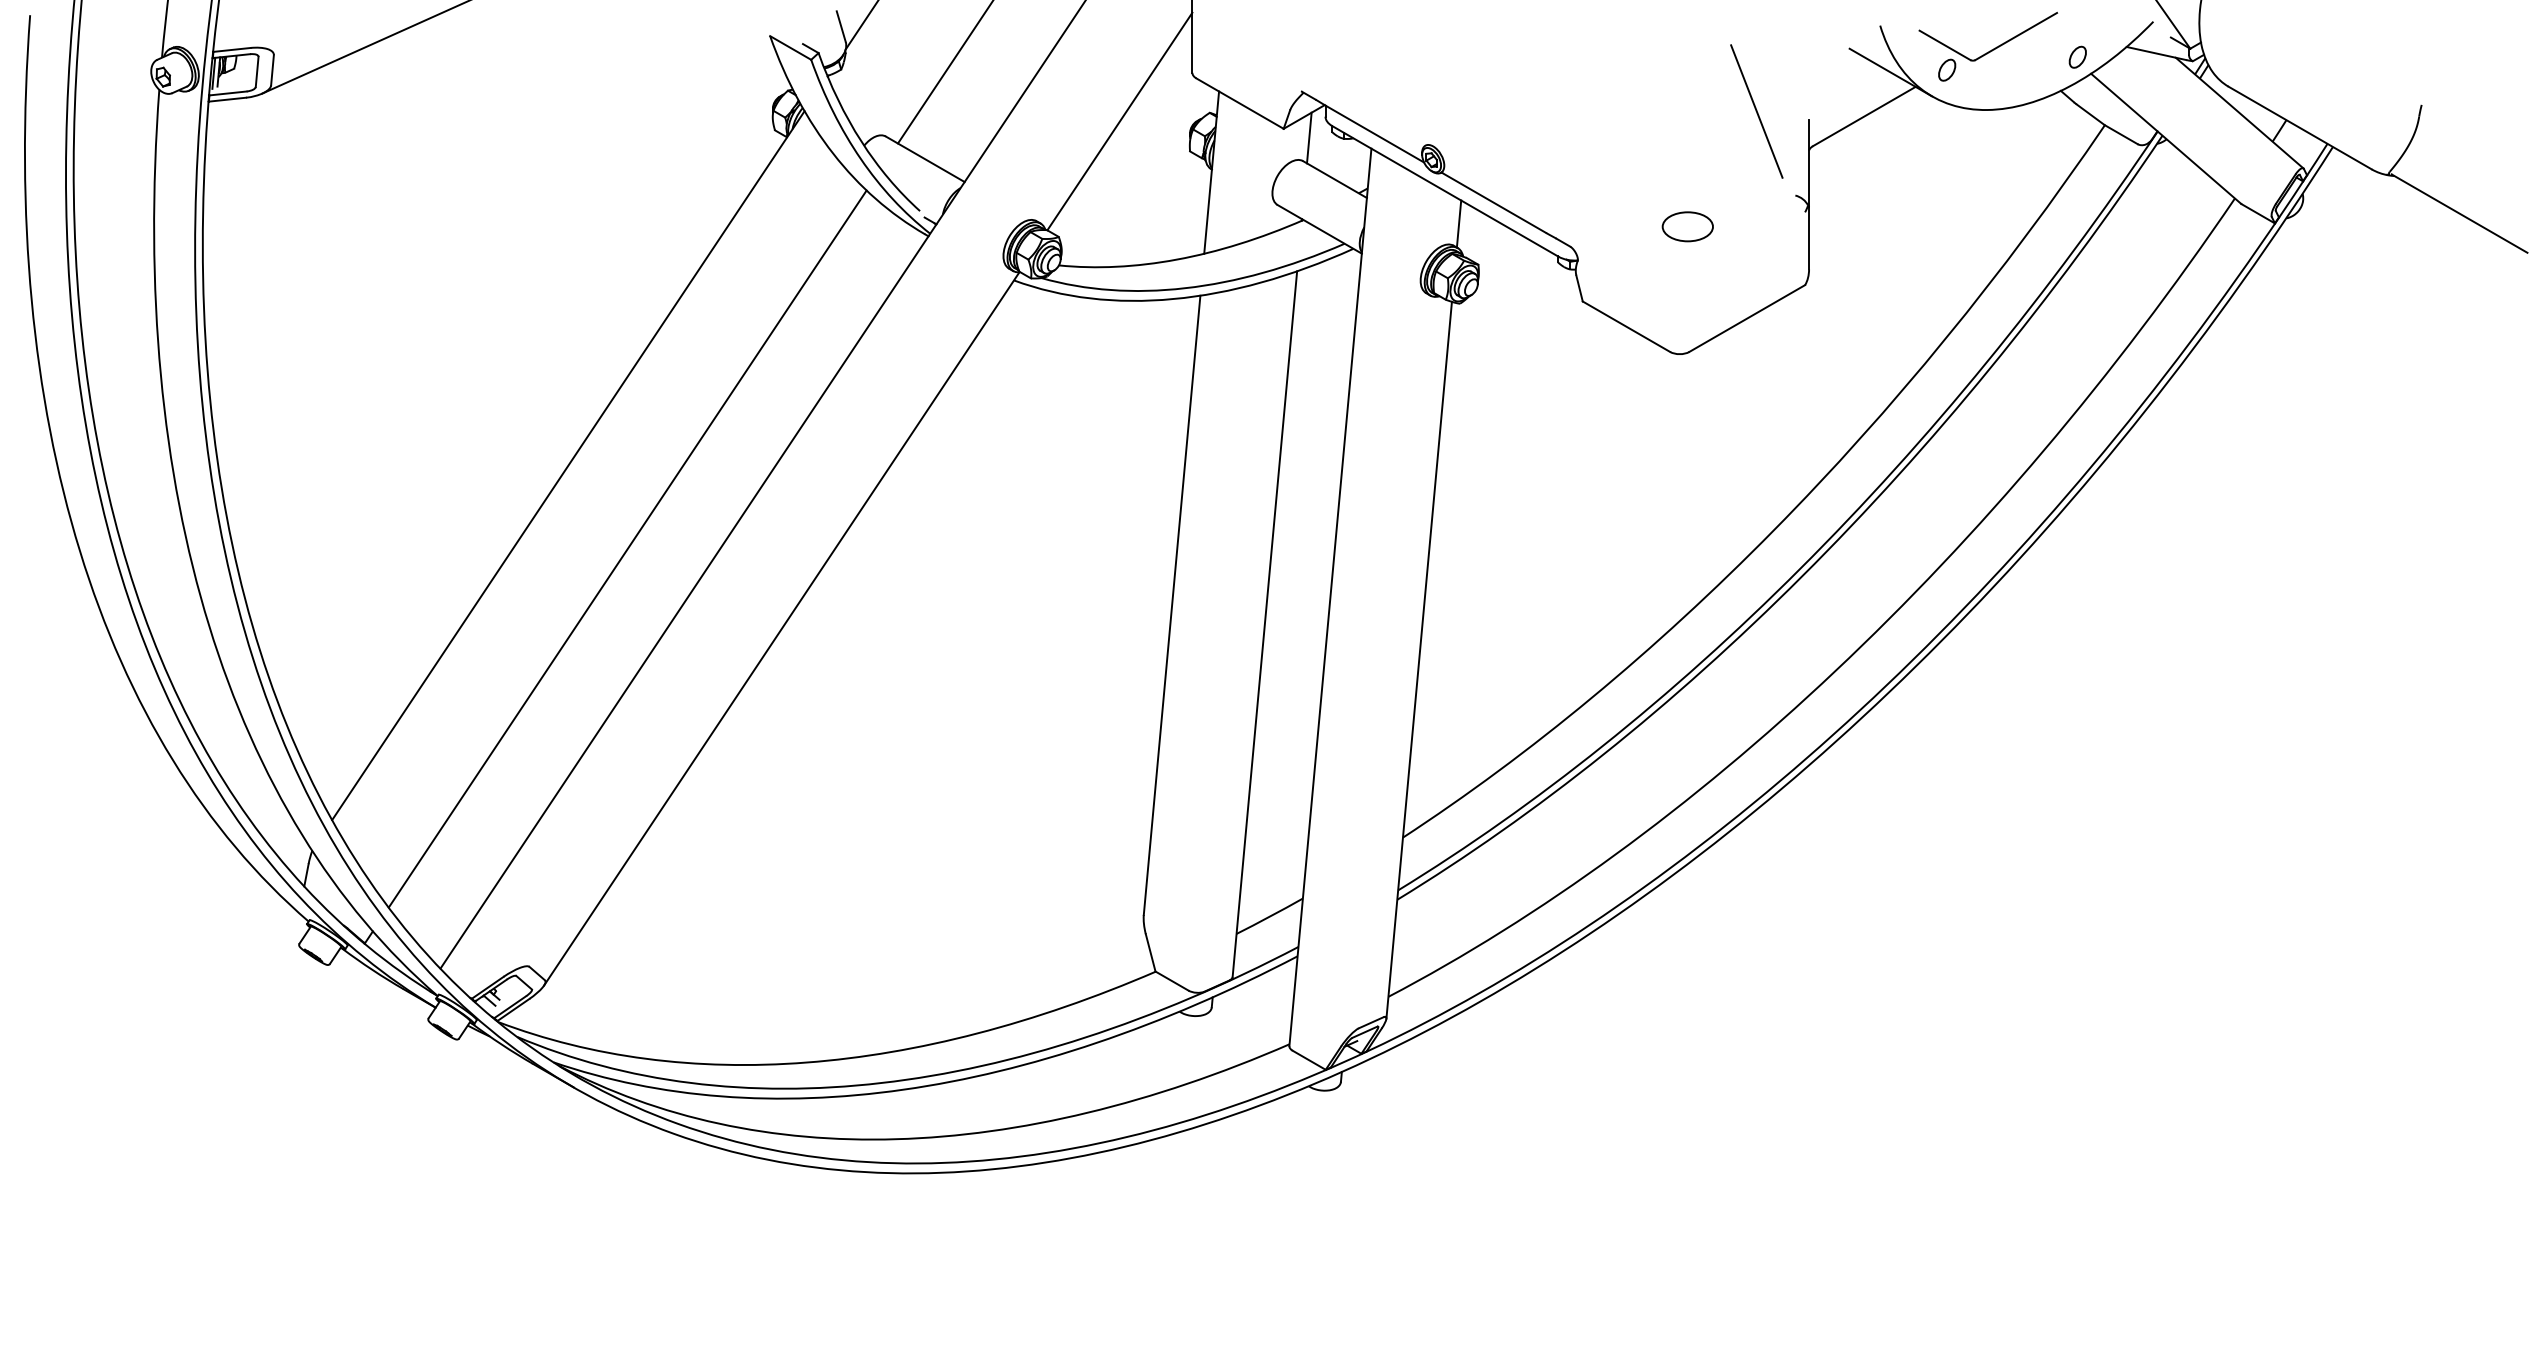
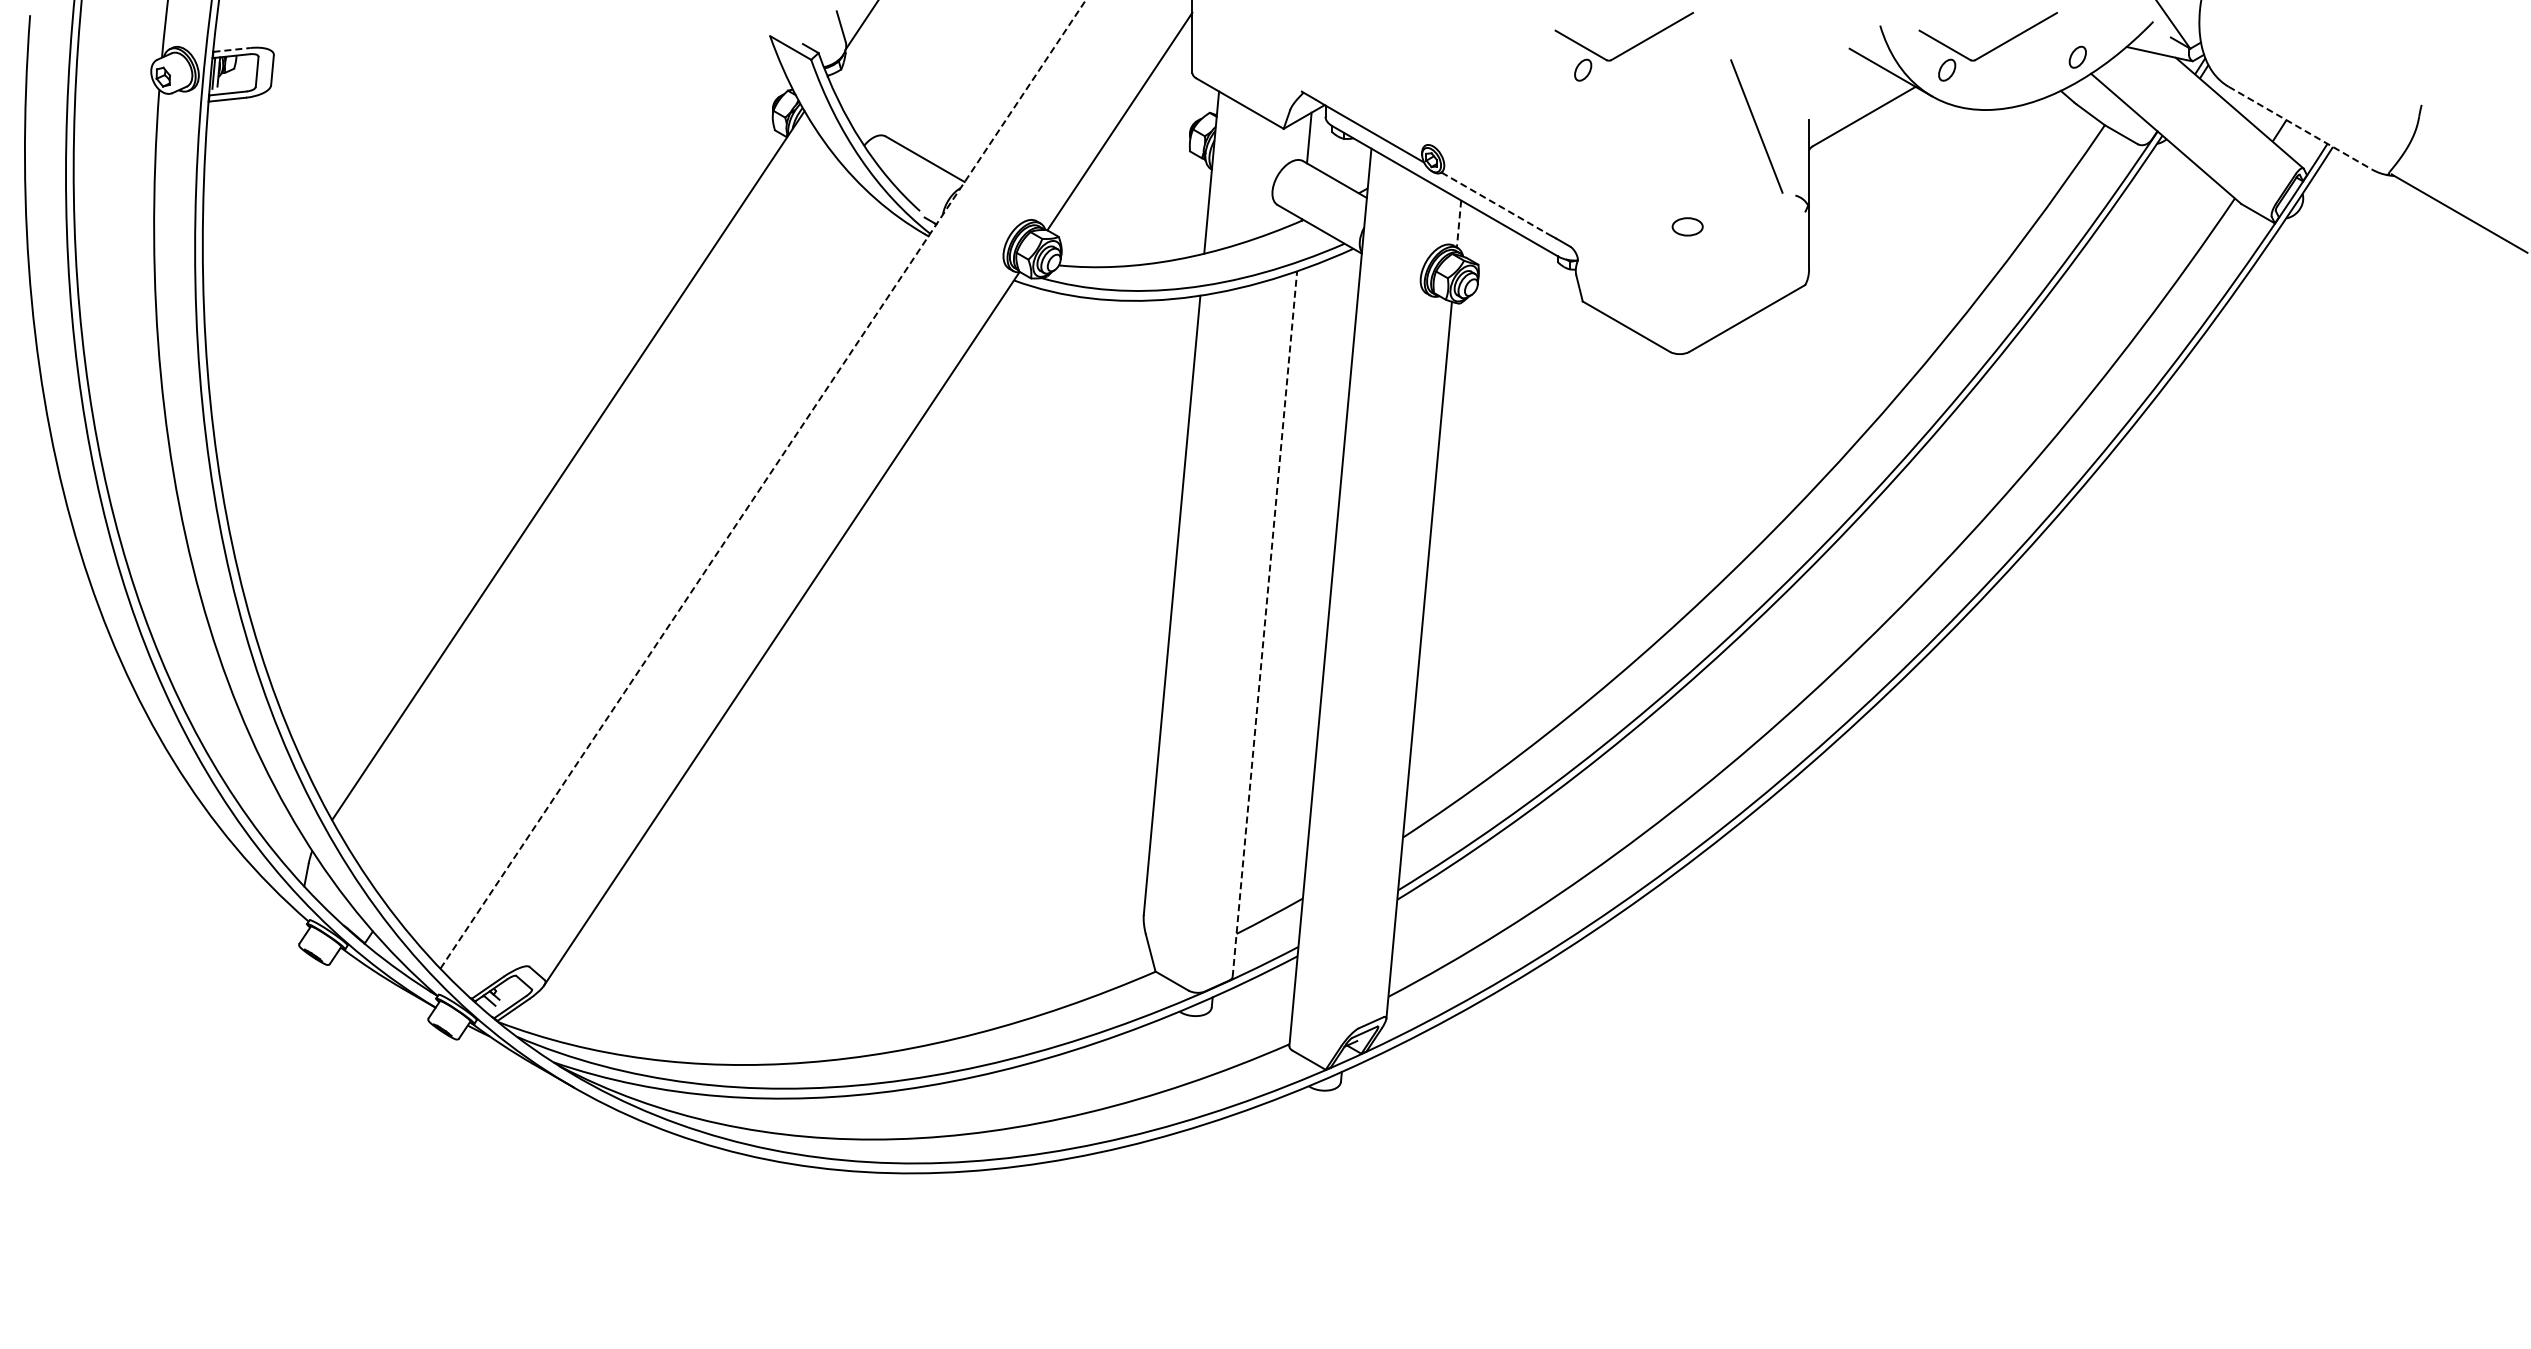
part: none -> present (1623, 46)
line: present -> none (363, 47)
line: solid -> dashed (232, 49)
line: present -> none (944, 72)
line position: (1756, 111) -> (1756, 126) (1756, 126)
line: solid -> dashed (2300, 128)
line: solid -> dashed (1494, 202)
line: solid -> dashed (1459, 224)
part size: 53x32 px -> 33x20 px (1687, 226)
line: solid -> dashed (763, 484)
line: present -> none (627, 548)
line: solid -> dashed (1264, 623)
